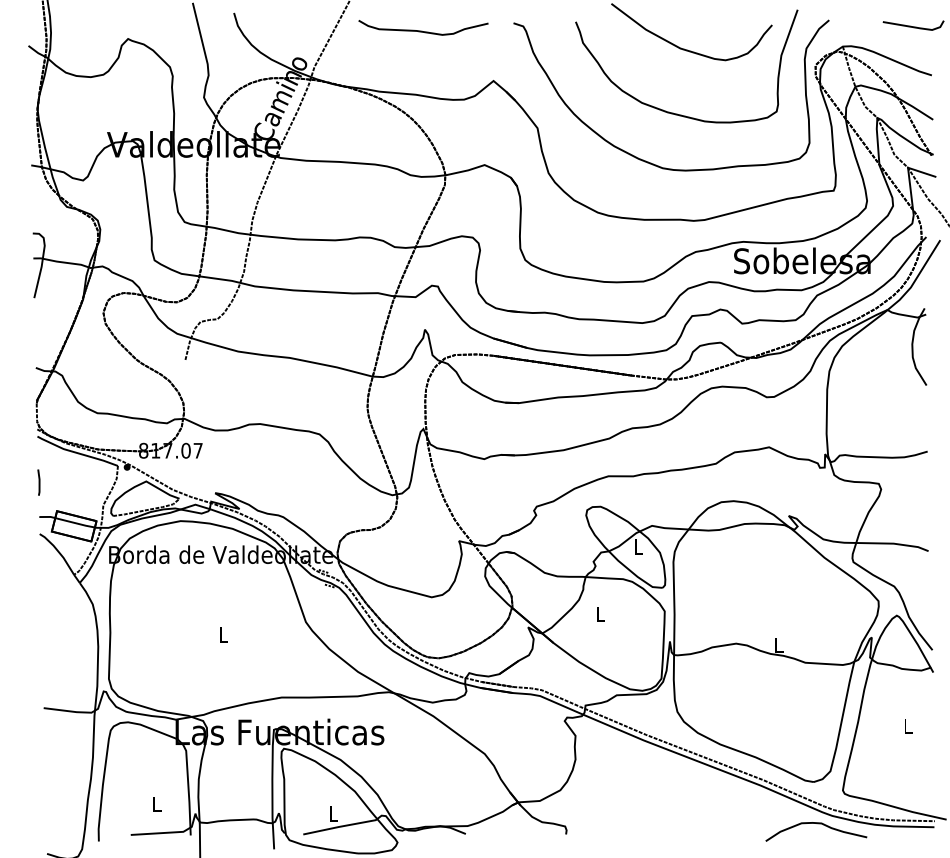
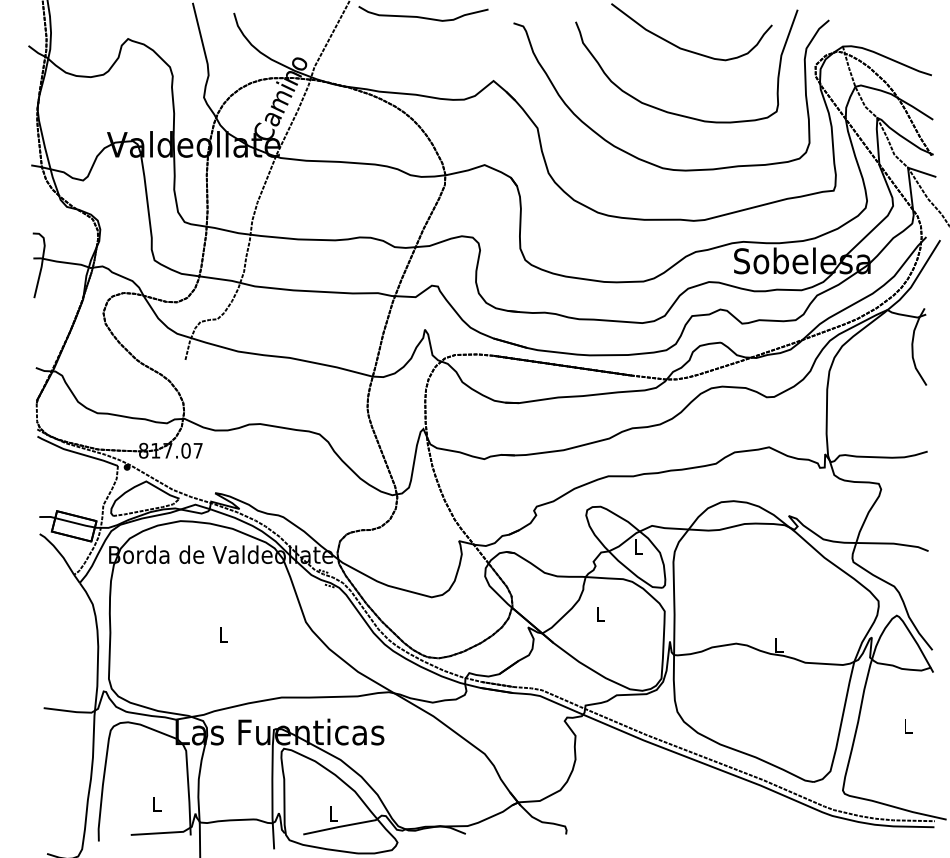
line: present -> none (913, 26)
curve position: (422, 30) -> (422, 16) (422, 16)
line: present -> none (38, 482)
curve: present -> none (817, 824)
